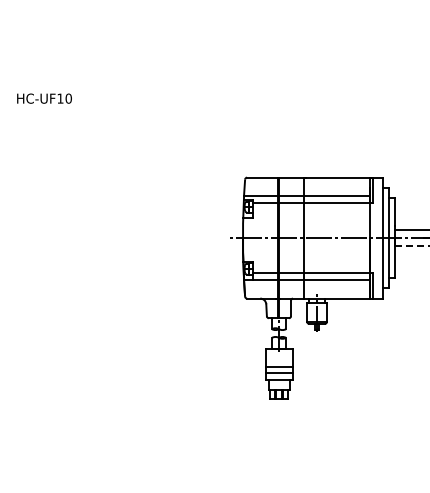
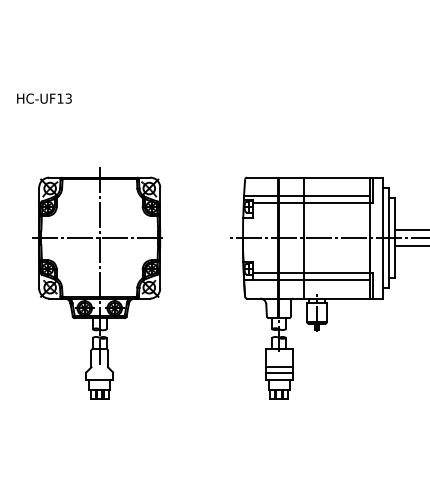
text: HC-UF10 -> HC-UF13 (68, 98)
line: dashed -> solid (412, 246)
part: none -> present (97, 283)
